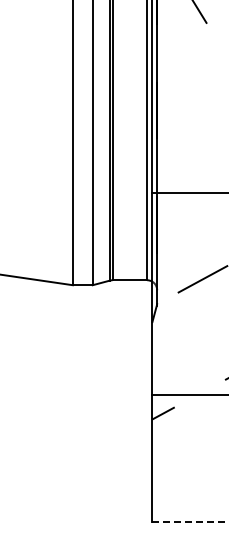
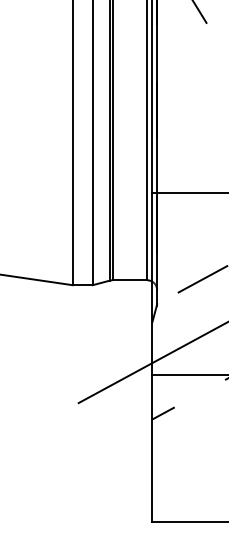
line: none -> present (151, 363)
line position: (188, 394) -> (188, 374) (188, 374)
line: dashed -> solid (190, 521)
